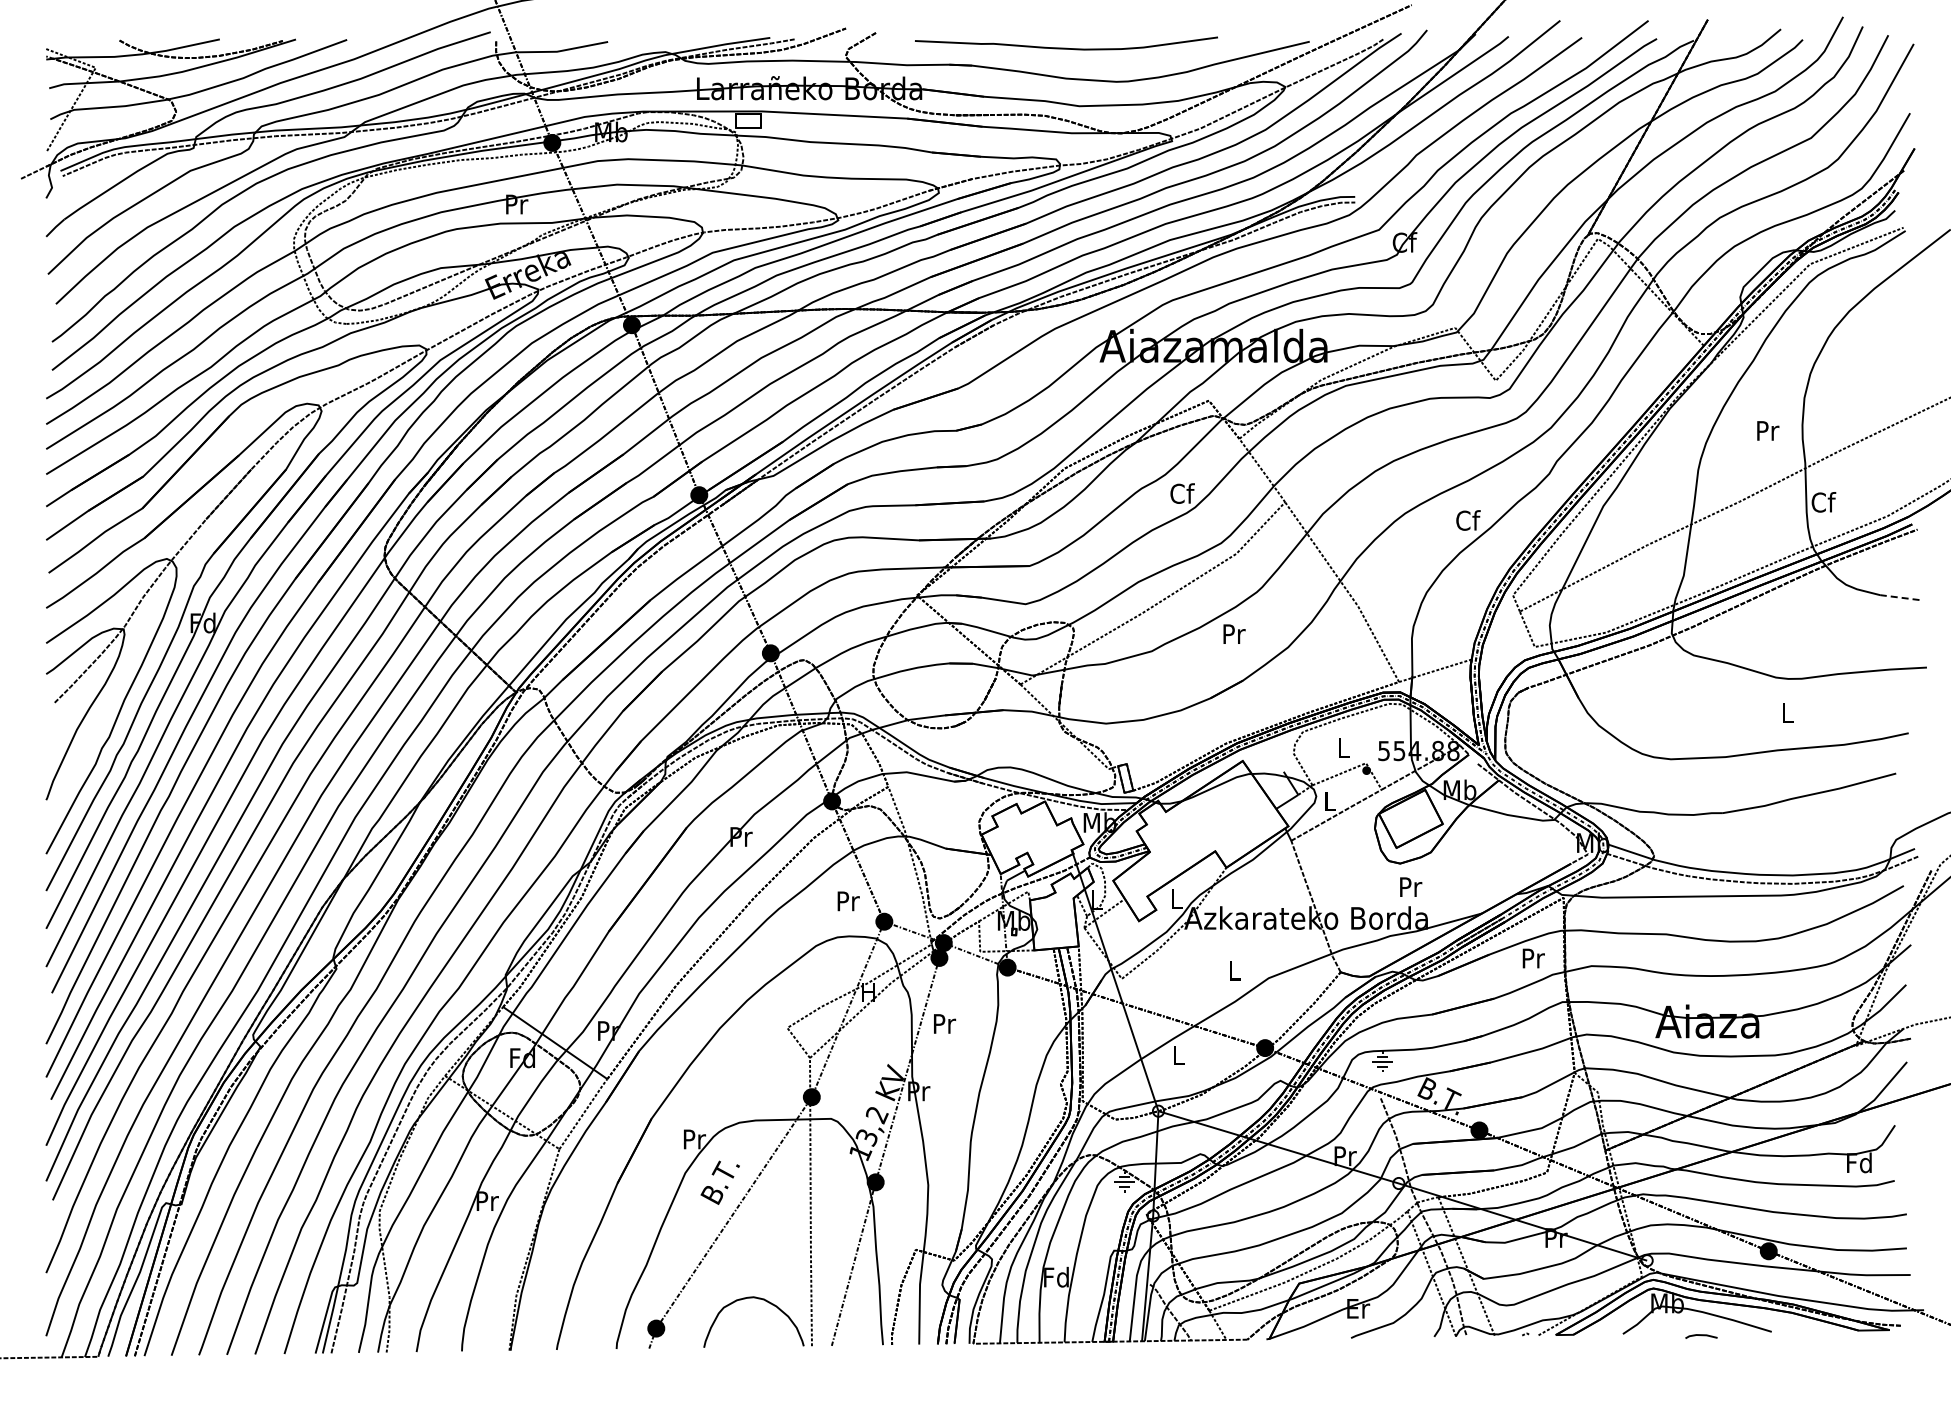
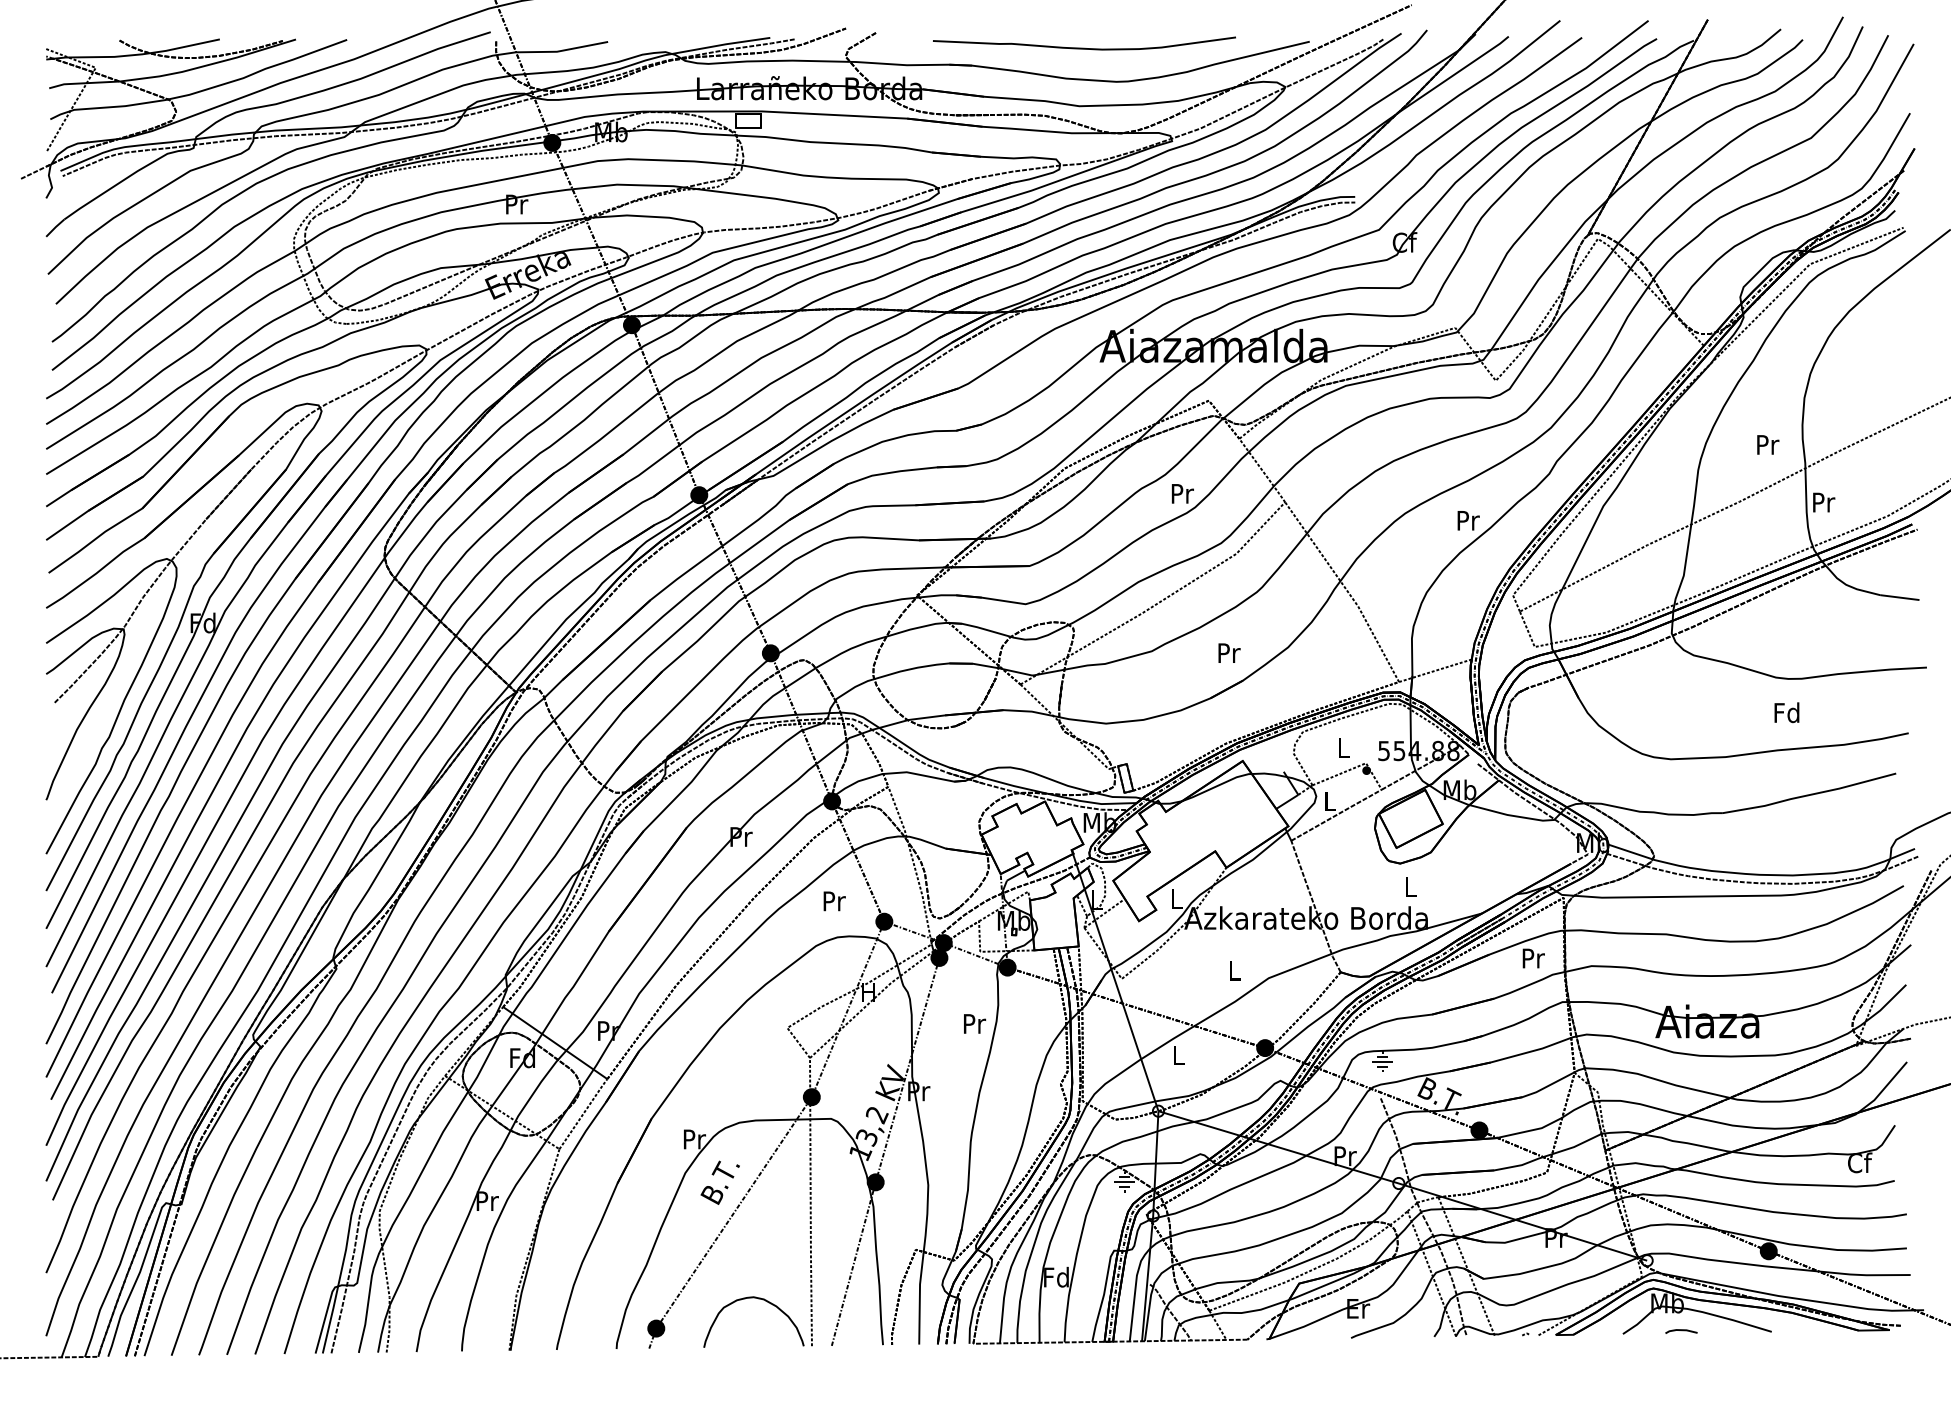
curve position: (1066, 47) -> (1084, 47) (1084, 47)
text position: (1768, 430) -> (1768, 444) (1768, 444)
text: Cf -> Pr (1182, 493)
text: Cf -> Pr (1823, 502)
text: Cf -> Pr (1468, 520)
line: dashed -> solid (1899, 597)
text position: (1234, 633) -> (1229, 652) (1229, 652)
text: L -> Fd (1786, 712)
text: Pr -> L (1411, 886)
text position: (848, 901) -> (834, 901) (834, 901)
text position: (945, 1023) -> (975, 1023) (975, 1023)
text: Fd -> Cf (1859, 1162)
line position: (1701, 1336) -> (1681, 1331) (1681, 1331)
